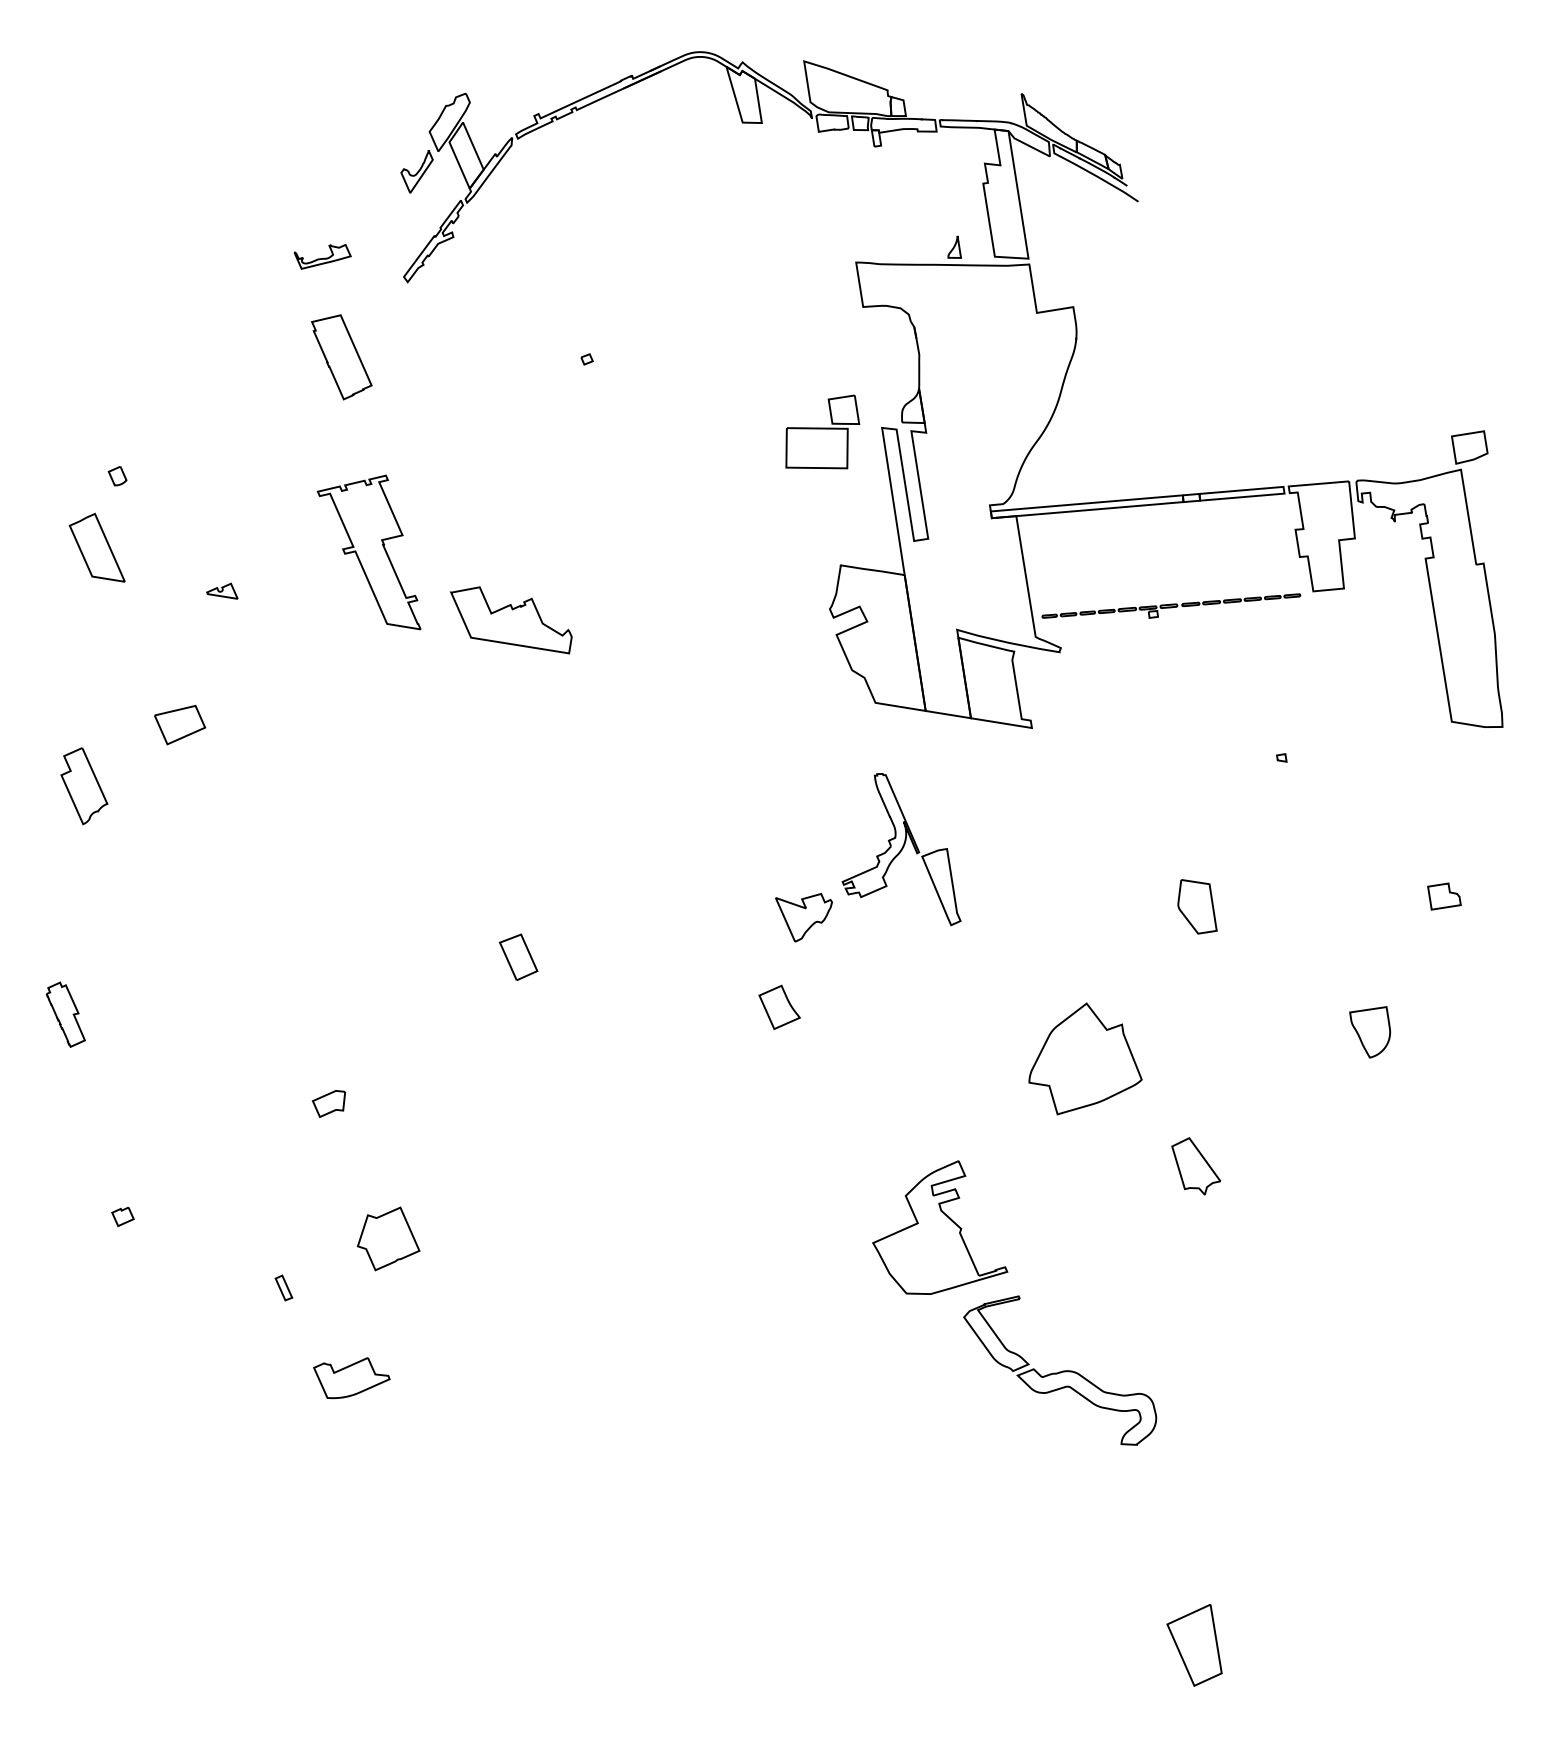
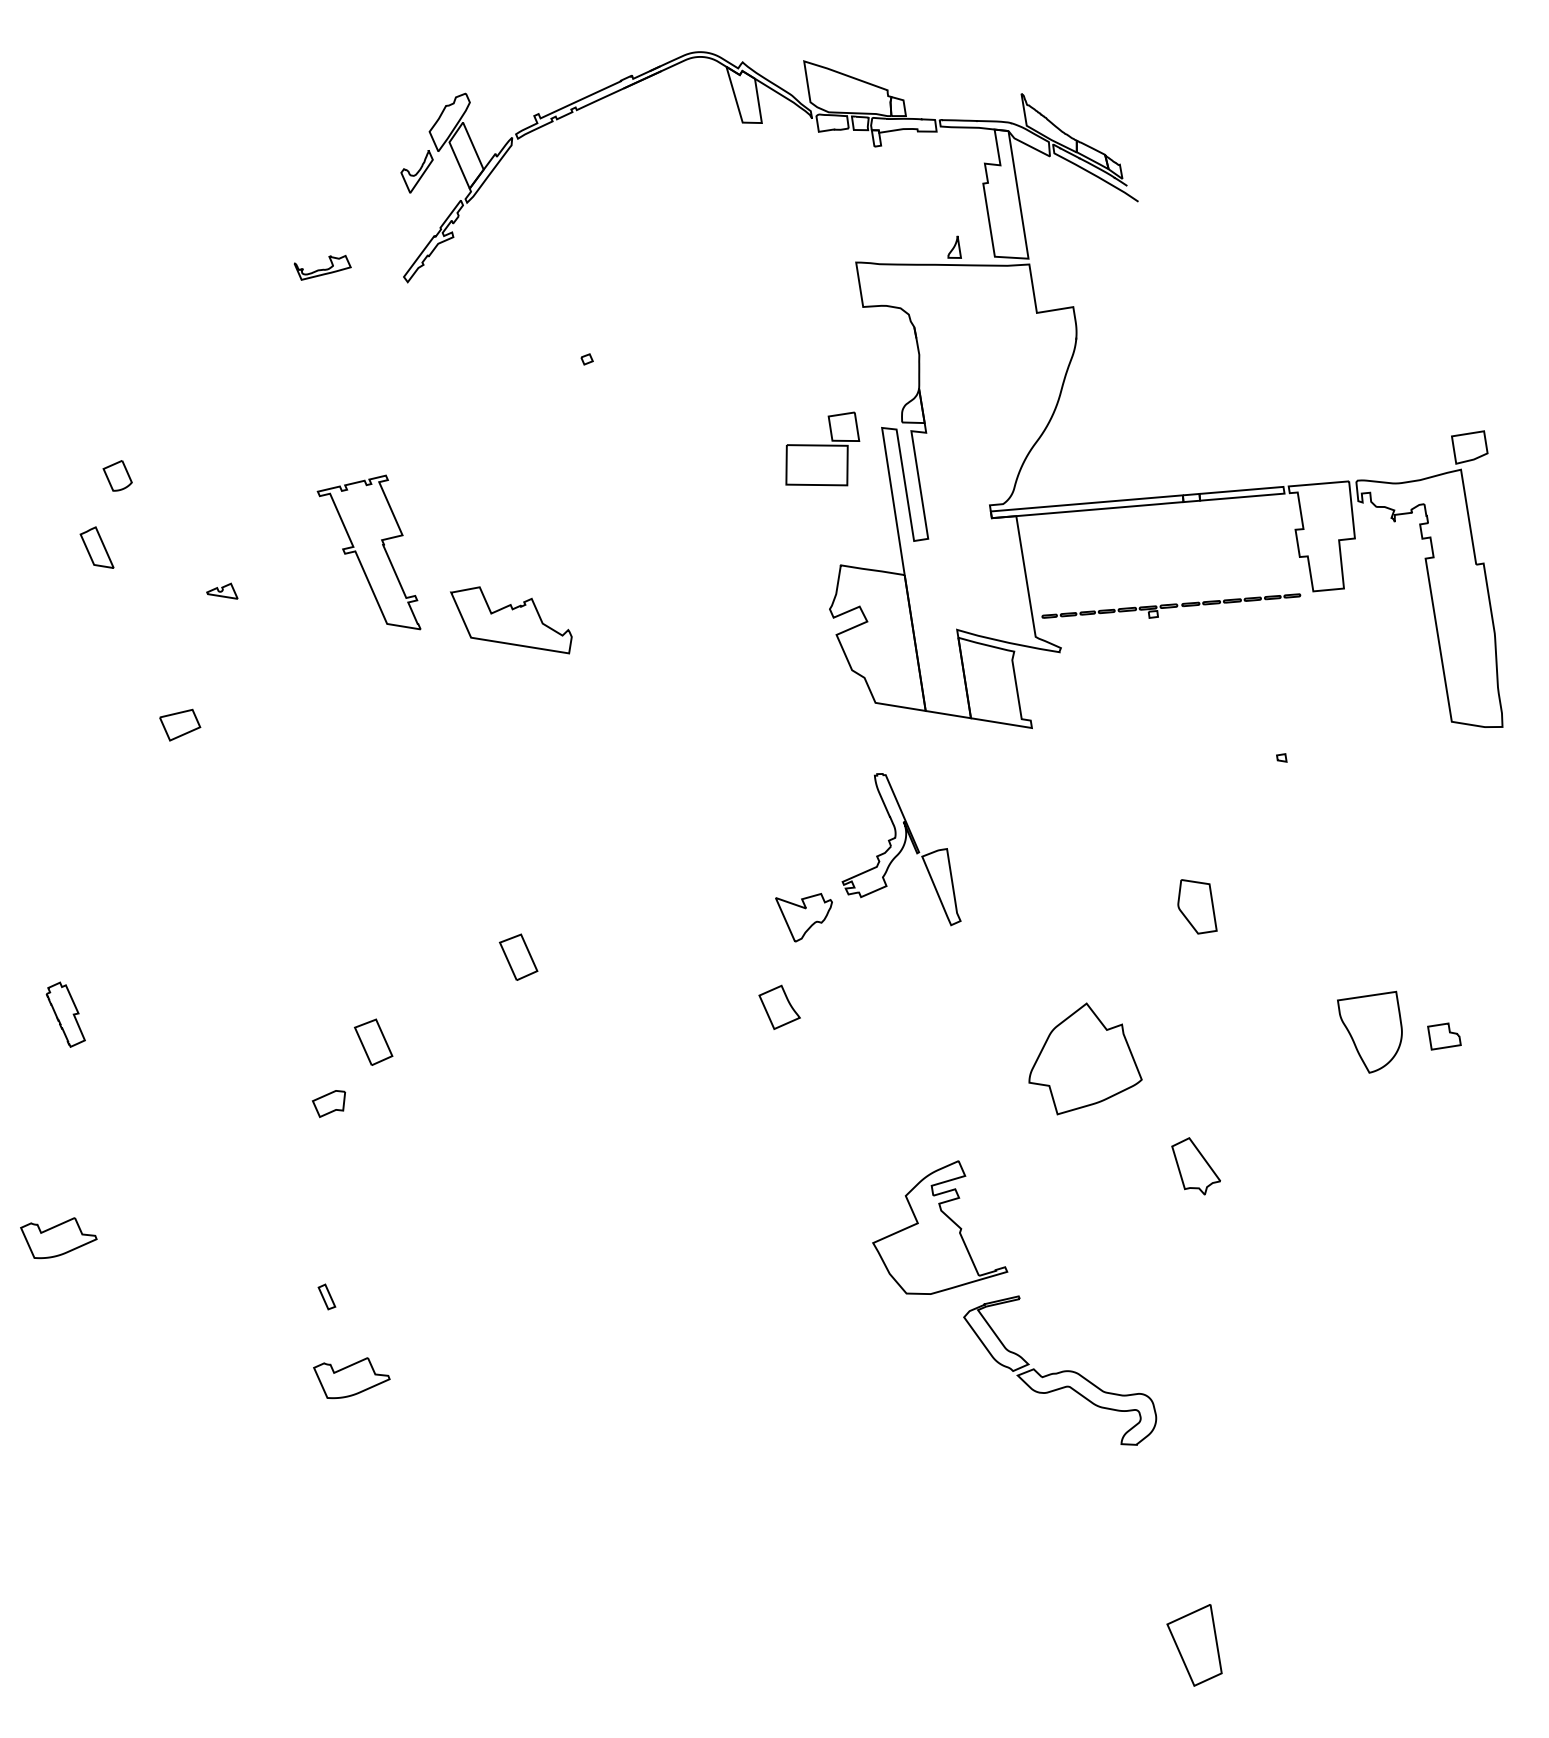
part position: (322, 256) -> (322, 267) (322, 267)
part: present -> none (341, 357)
part position: (822, 431) -> (822, 448) (822, 448)
part size: 21x21 px -> 31x32 px (117, 475)
part size: 58x71 px -> 36x43 px (96, 547)
part size: 53x41 px -> 43x34 px (180, 724)
part: present -> none (84, 786)
part position: (1444, 896) -> (1444, 1036) (1444, 1036)
part size: 43x53 px -> 66x84 px (1369, 1031)
part: none -> present (373, 1041)
part: present -> none (122, 1217)
part: none -> present (58, 1238)
part: present -> none (388, 1238)
part position: (283, 1287) -> (326, 1296) (326, 1296)
